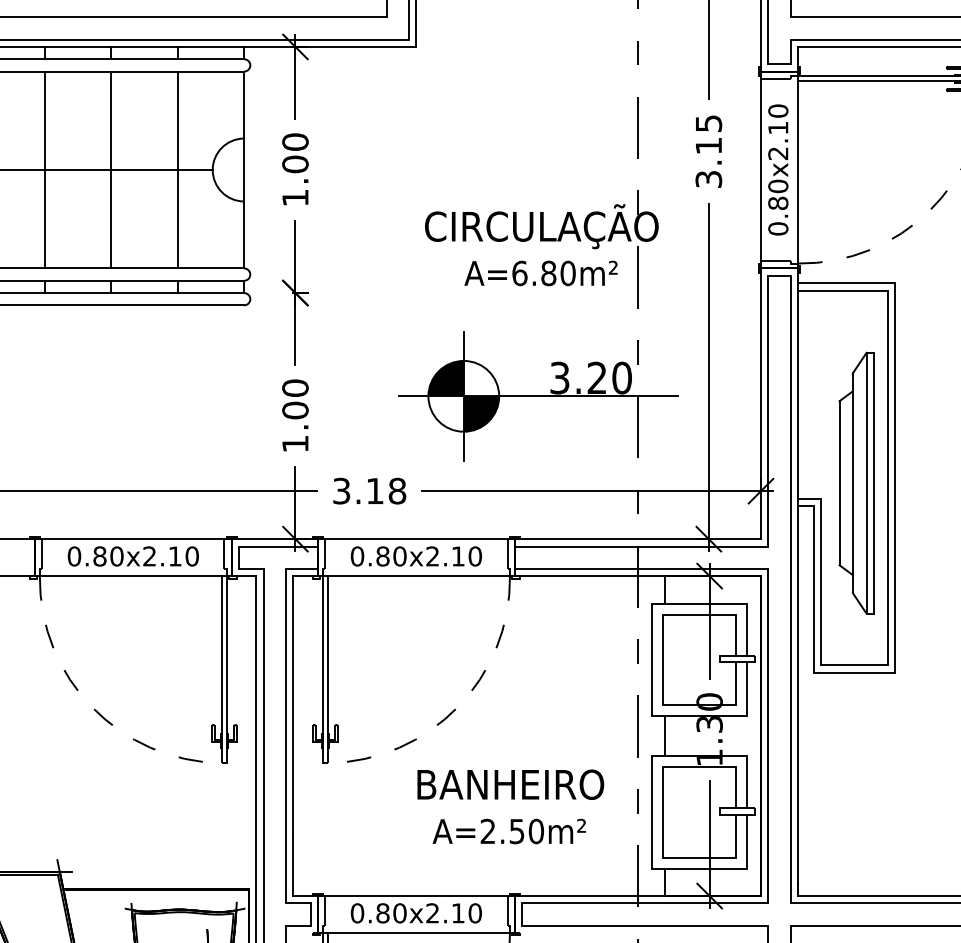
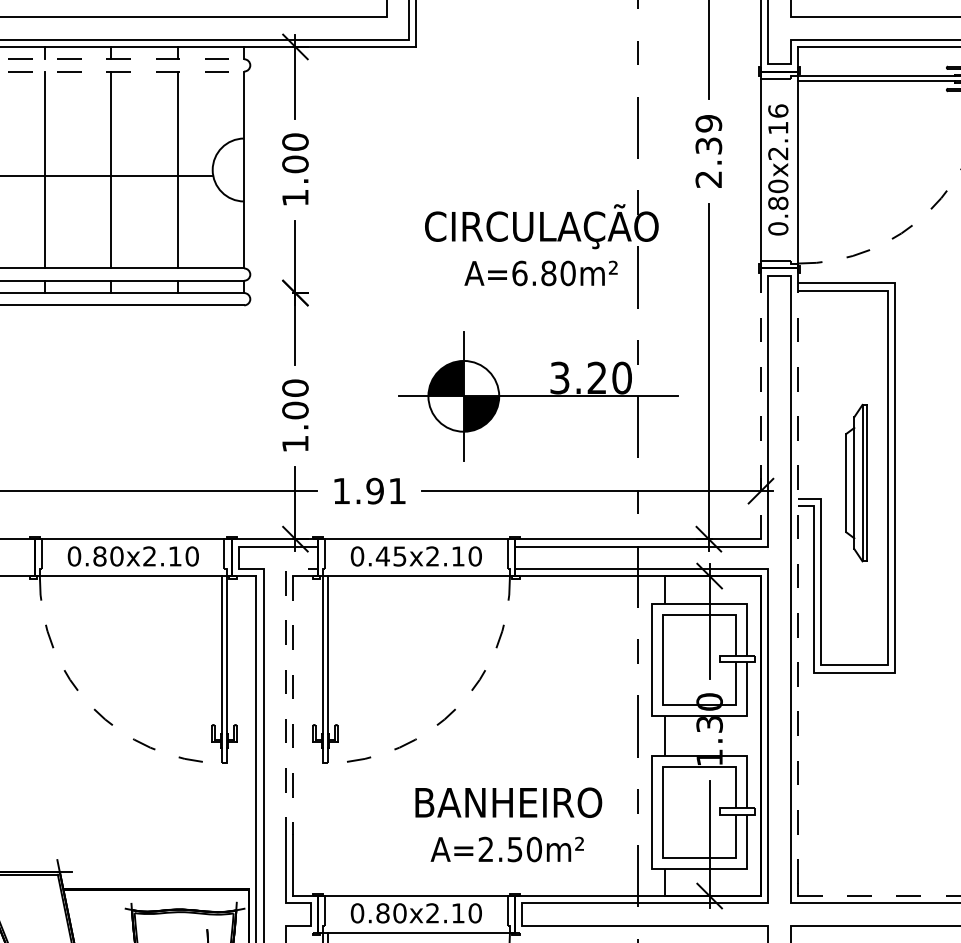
line: solid -> dashed (122, 59)
line: solid -> dashed (122, 71)
text: 0.80x2.10 -> 0.80x2.16 (778, 110)
text: 3.15 -> 2.39 (708, 151)
line position: (107, 170) -> (107, 176) (107, 176)
line: solid -> dashed (761, 403)
part size: 37x264 px -> 23x160 px (856, 482)
text: 3.18 -> 1.91 (369, 490)
text: 0.80x2.10 -> 0.45x2.10 (390, 556)
line: solid -> dashed (797, 576)
line: solid -> dashed (286, 688)
line: solid -> dashed (293, 705)
text position: (510, 806) -> (508, 824) (508, 824)
line: solid -> dashed (879, 896)
